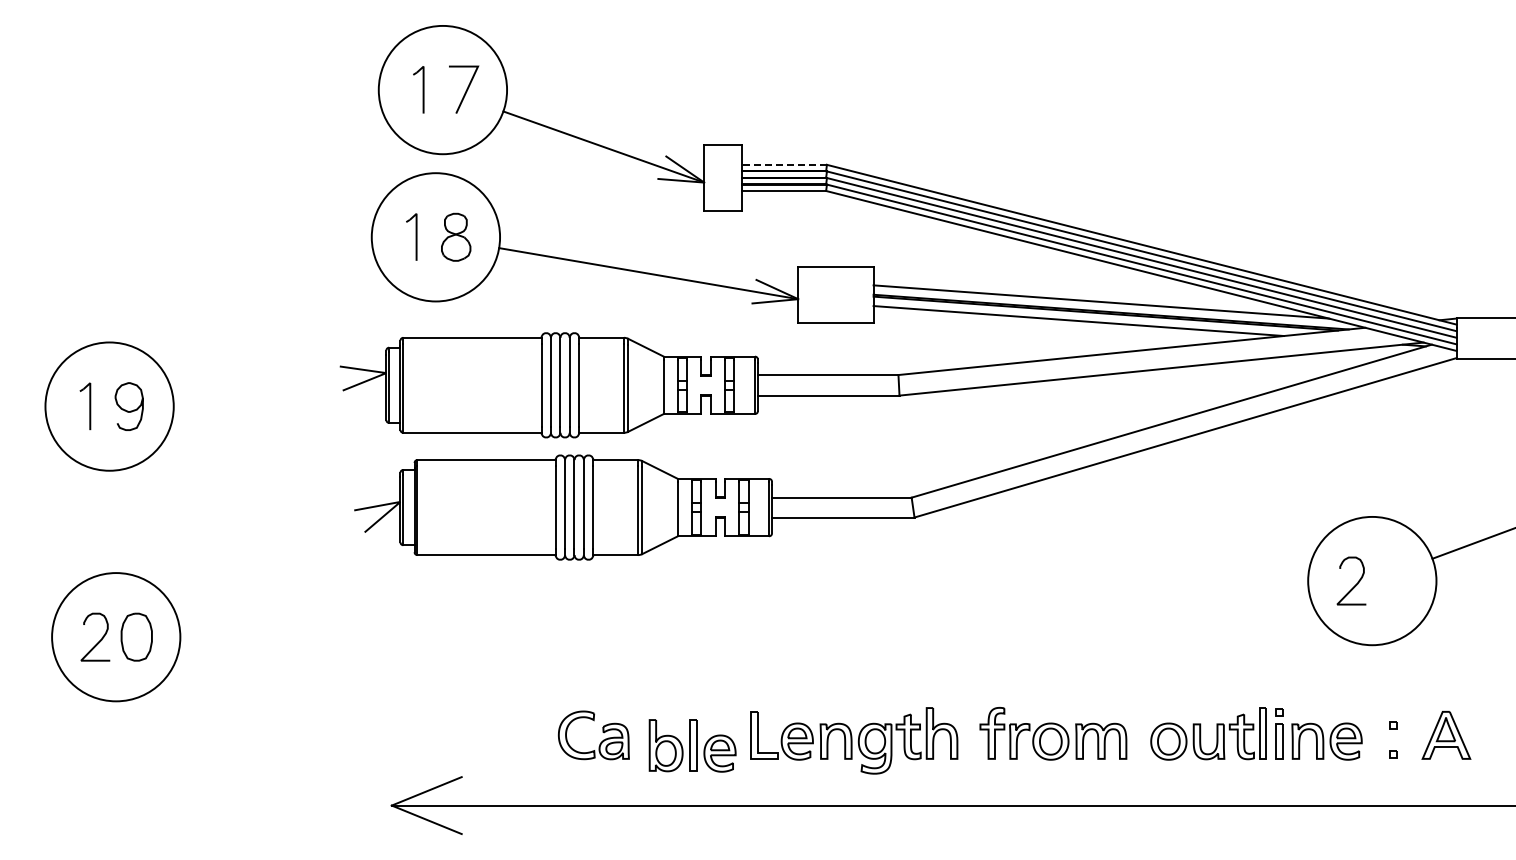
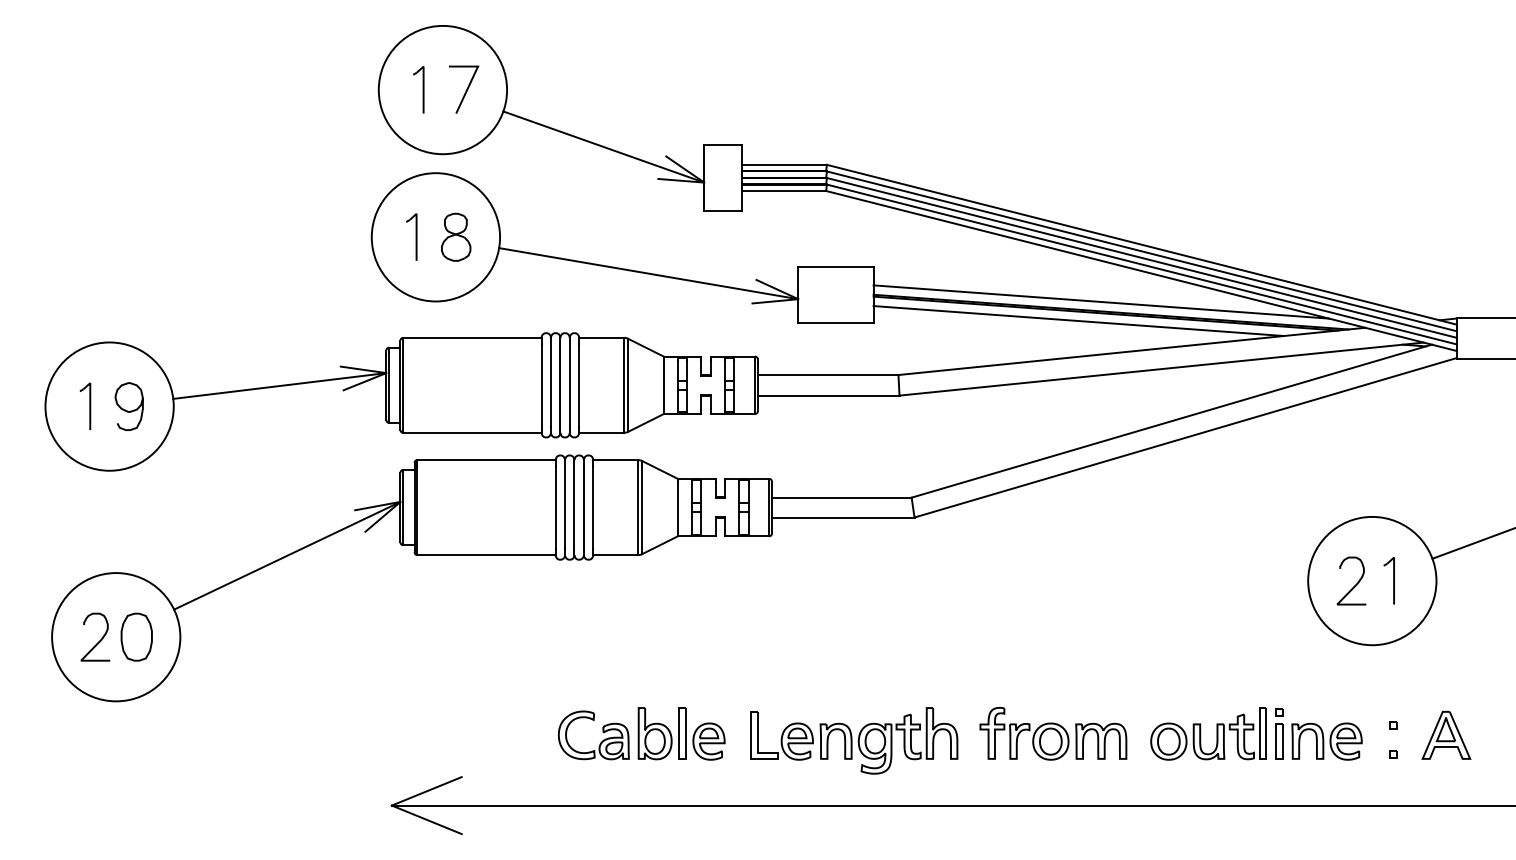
line: dashed -> solid (784, 164)
line: none -> present (279, 385)
line: none -> present (287, 555)
part: none -> present (1388, 580)
part position: (692, 745) -> (681, 733) (681, 733)
